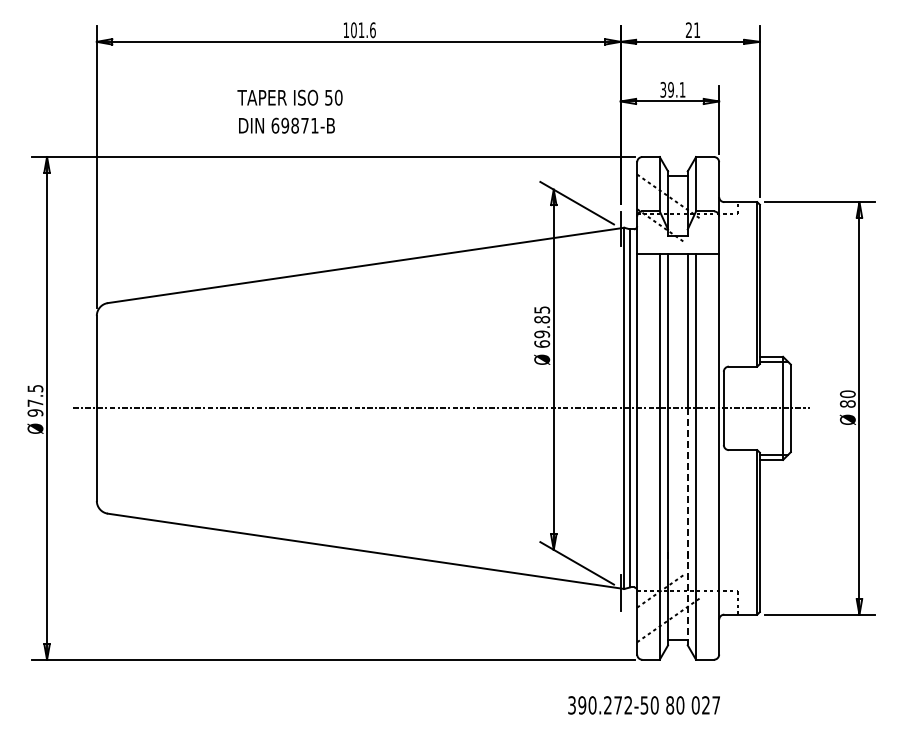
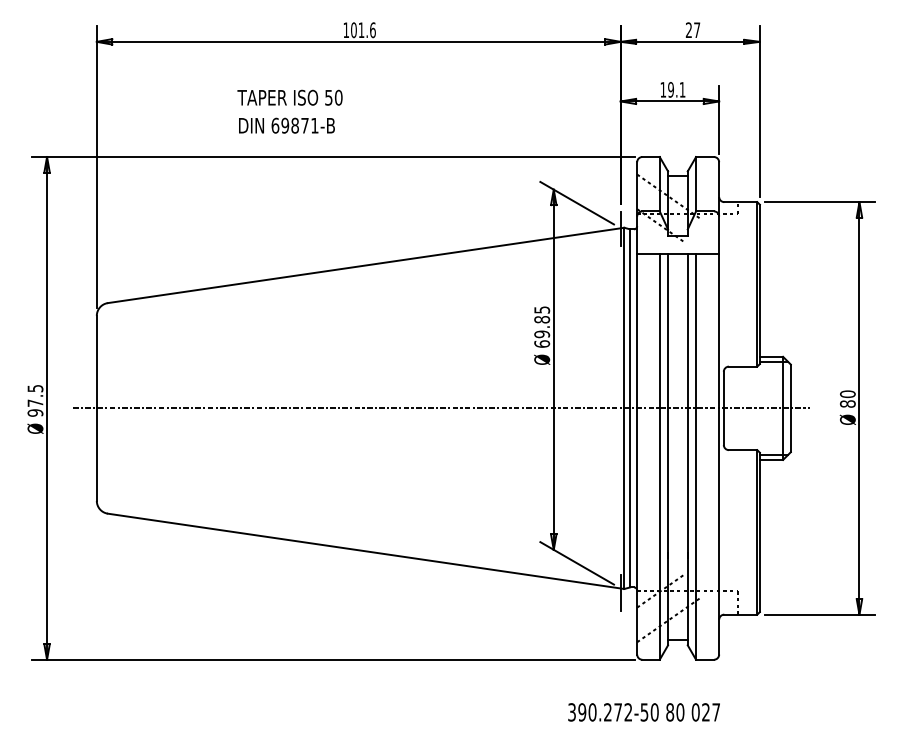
text: 21 -> 27 (697, 29)
text: 39.1 -> 19.1 (663, 89)
line: dashed -> solid (687, 527)
text position: (643, 705) -> (643, 712) (643, 712)
